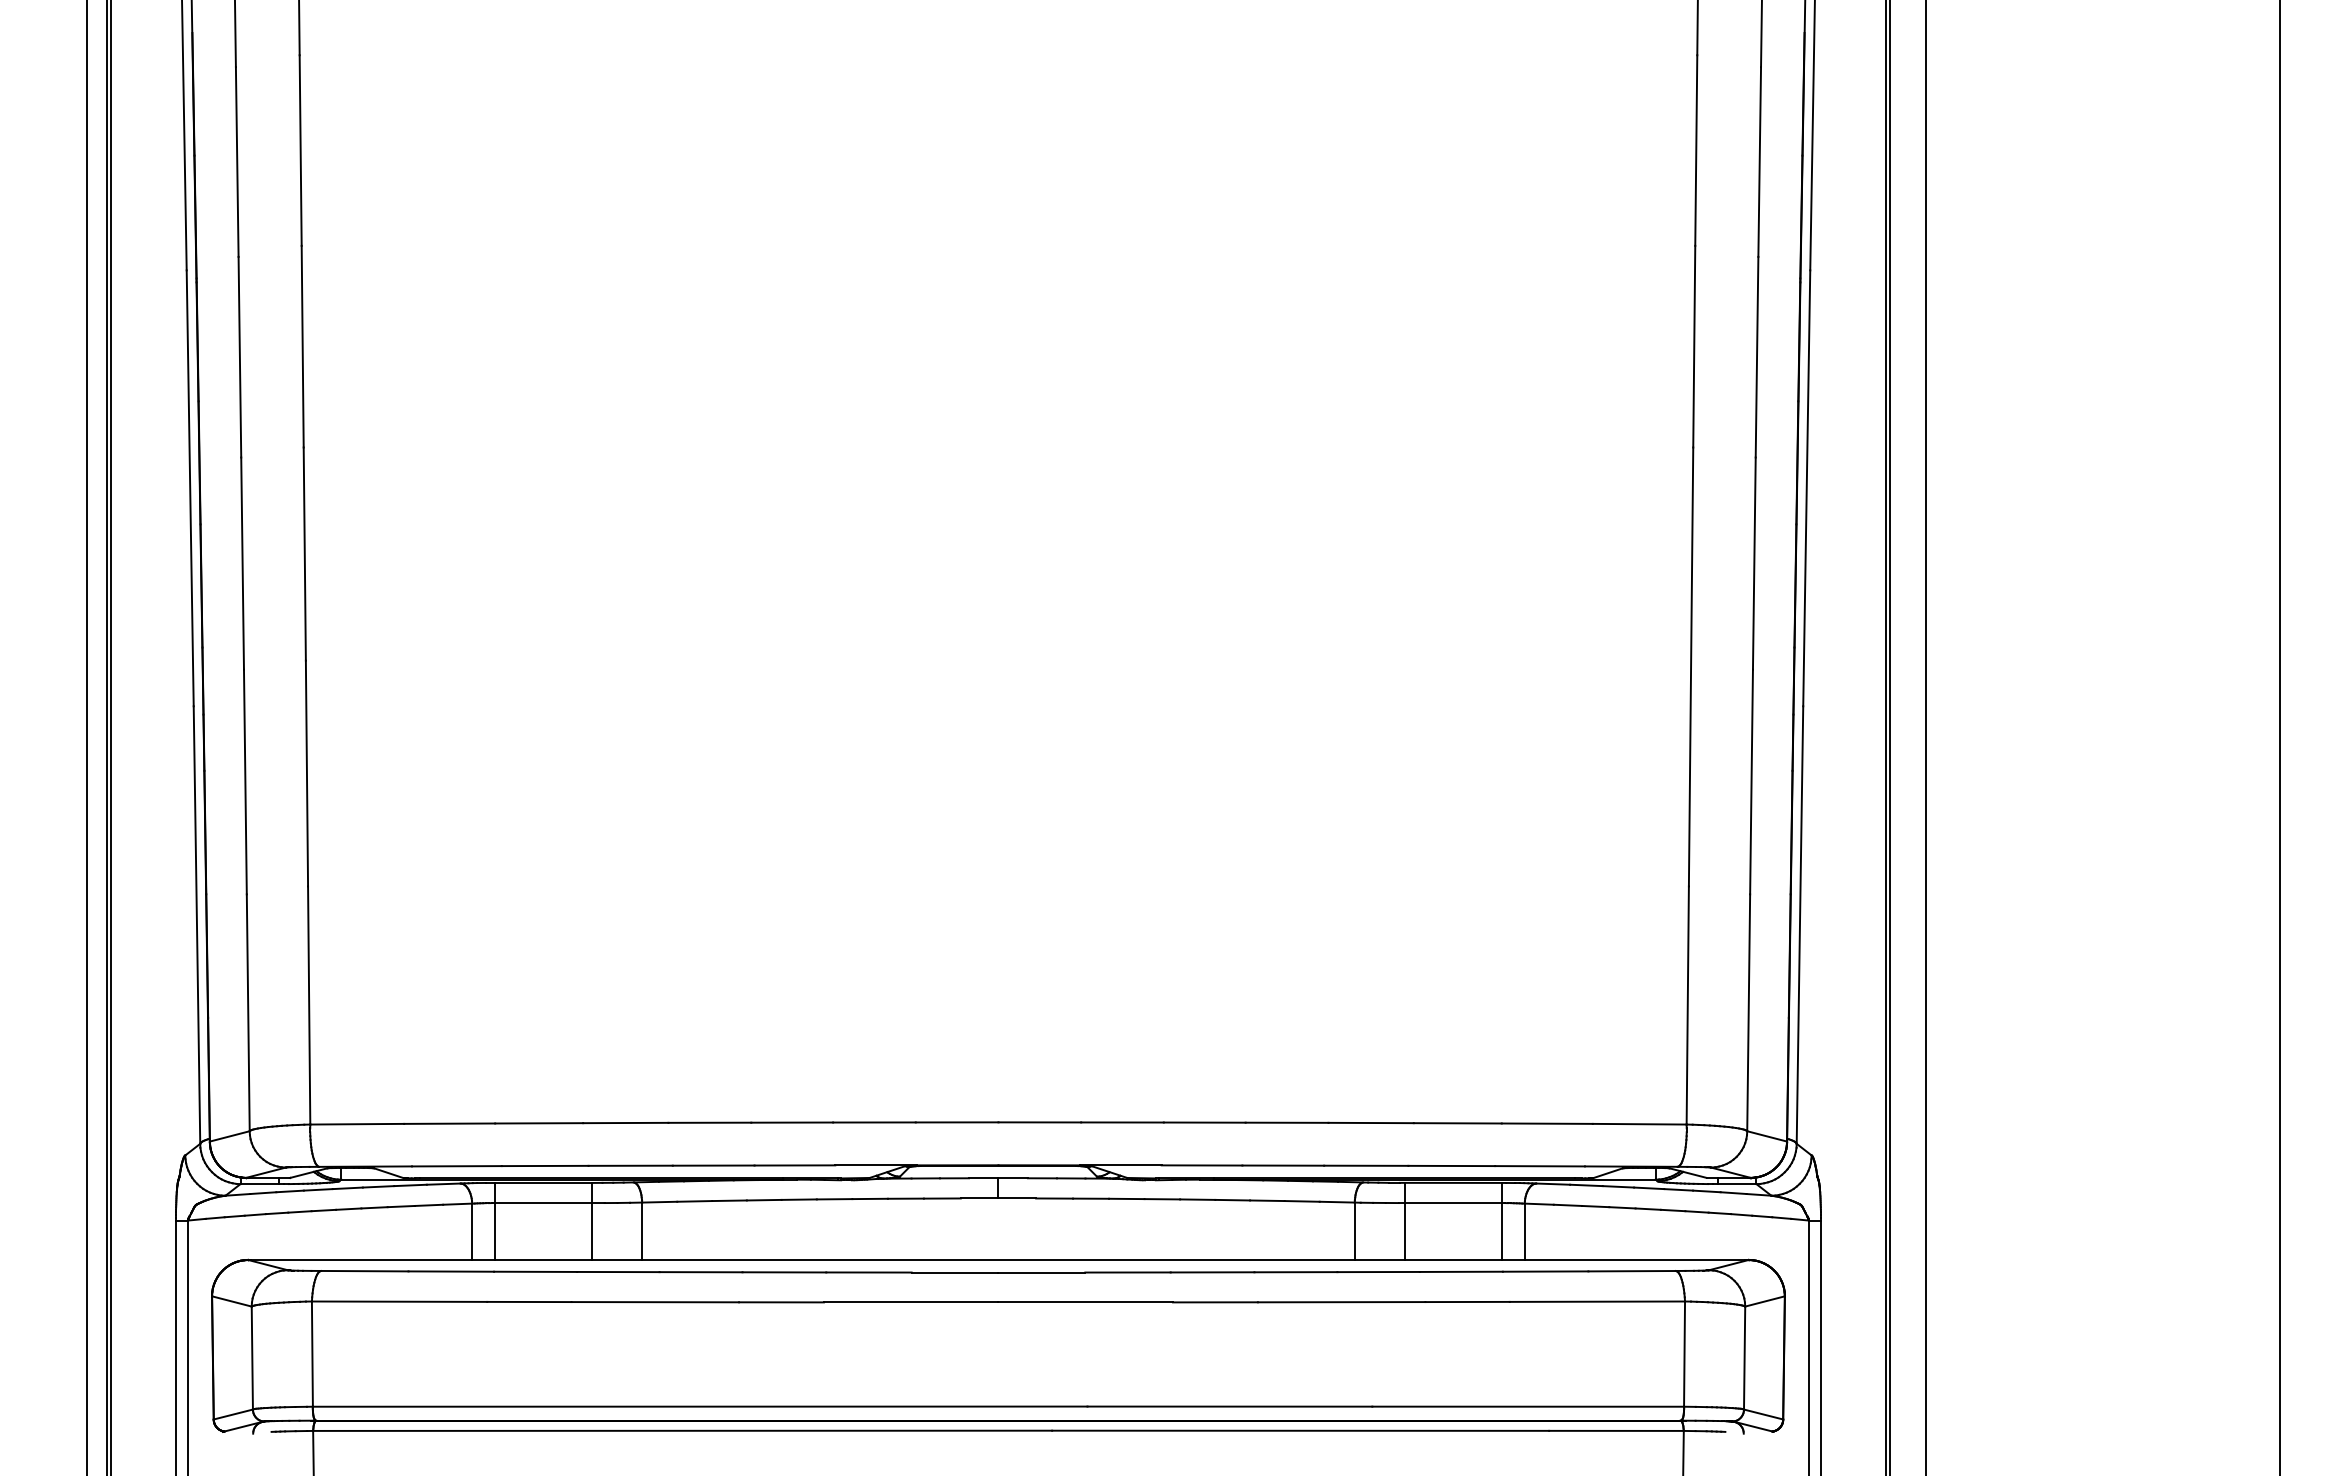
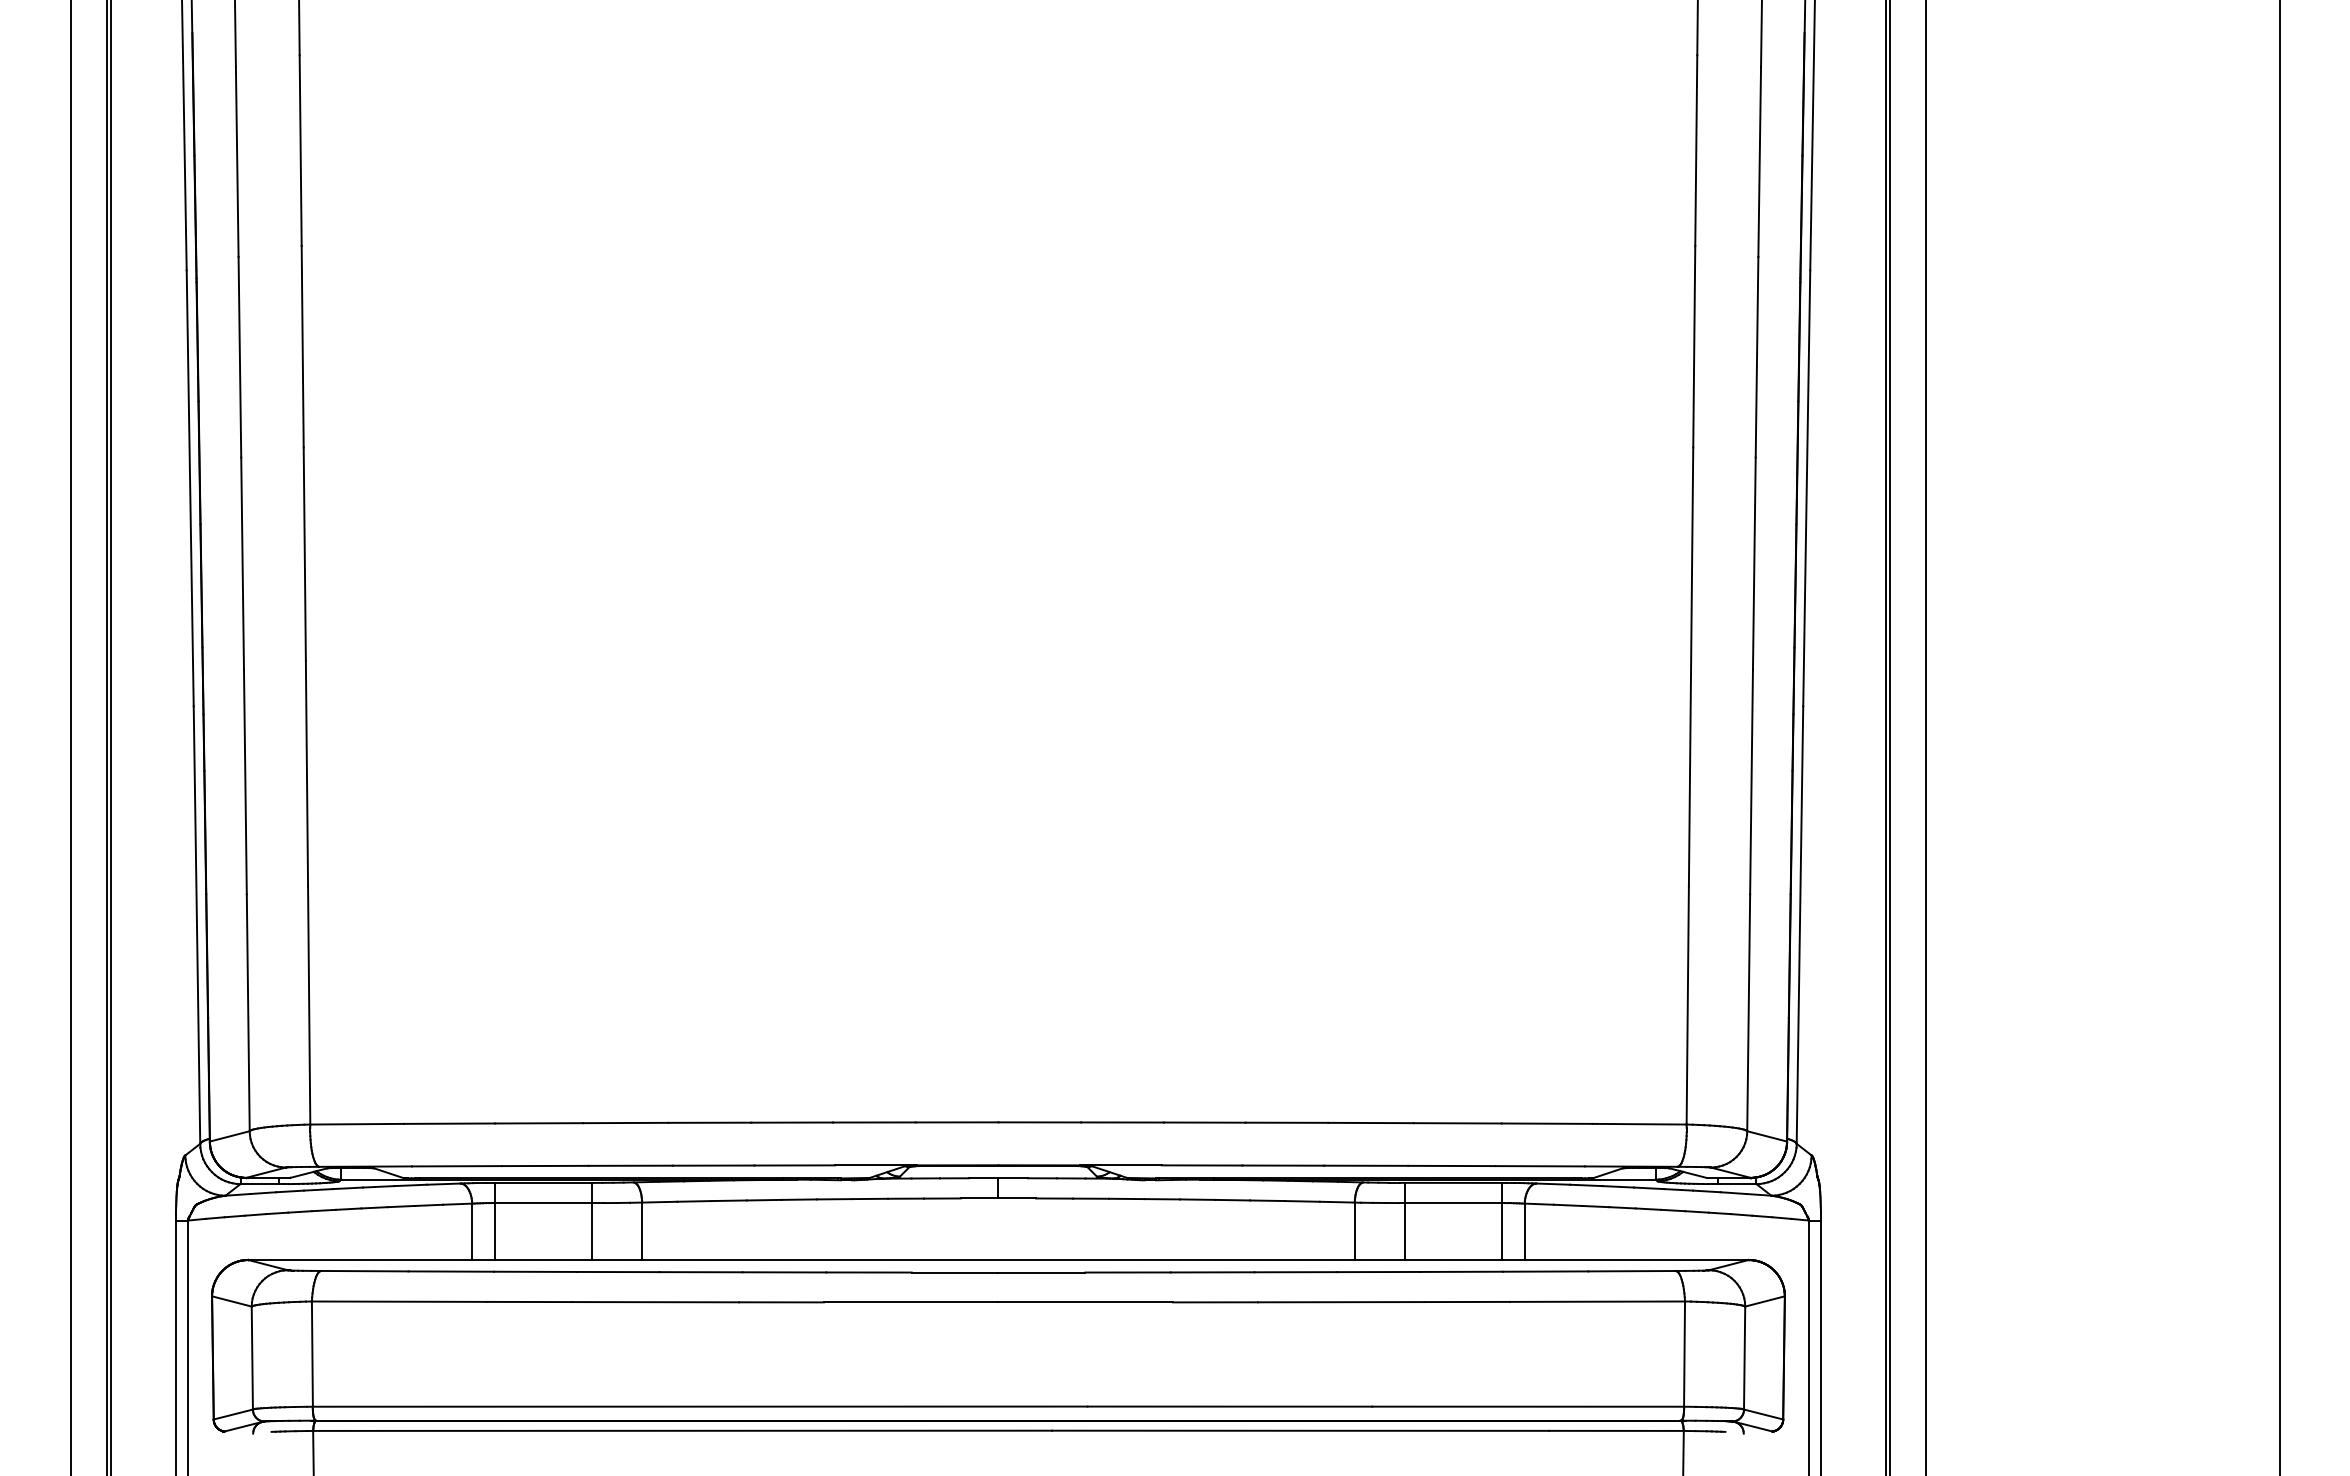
line position: (86, 737) -> (70, 737) (70, 737)
